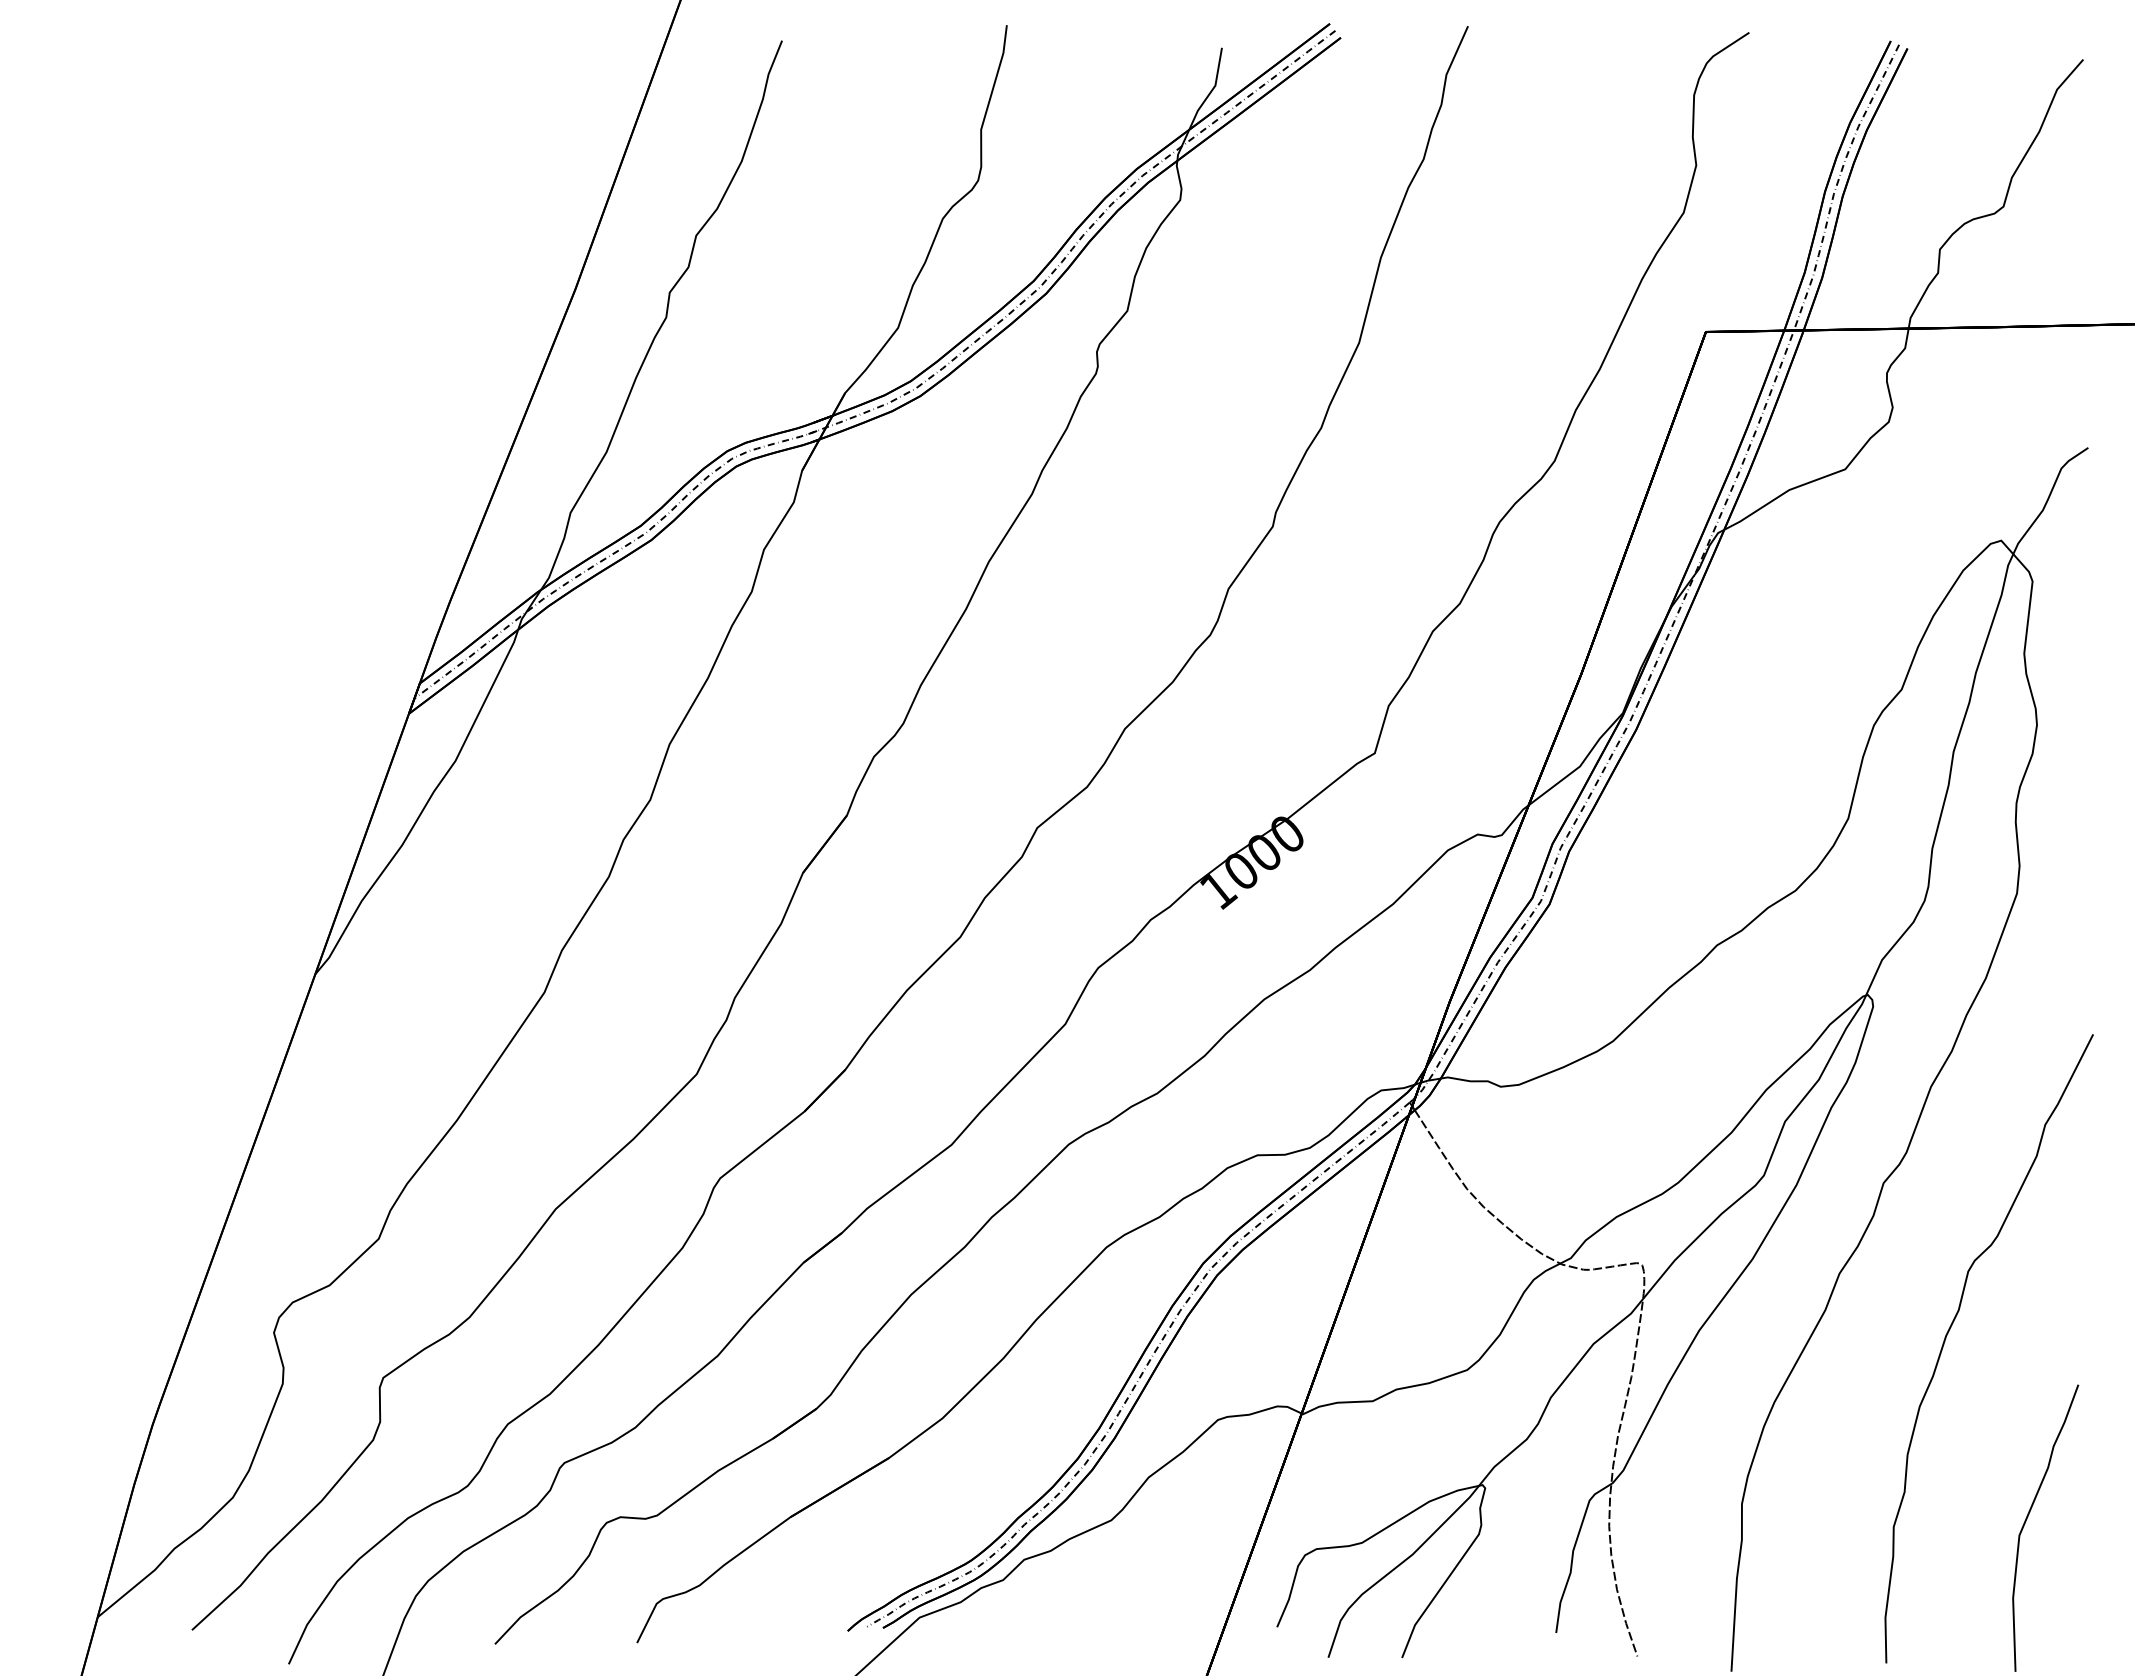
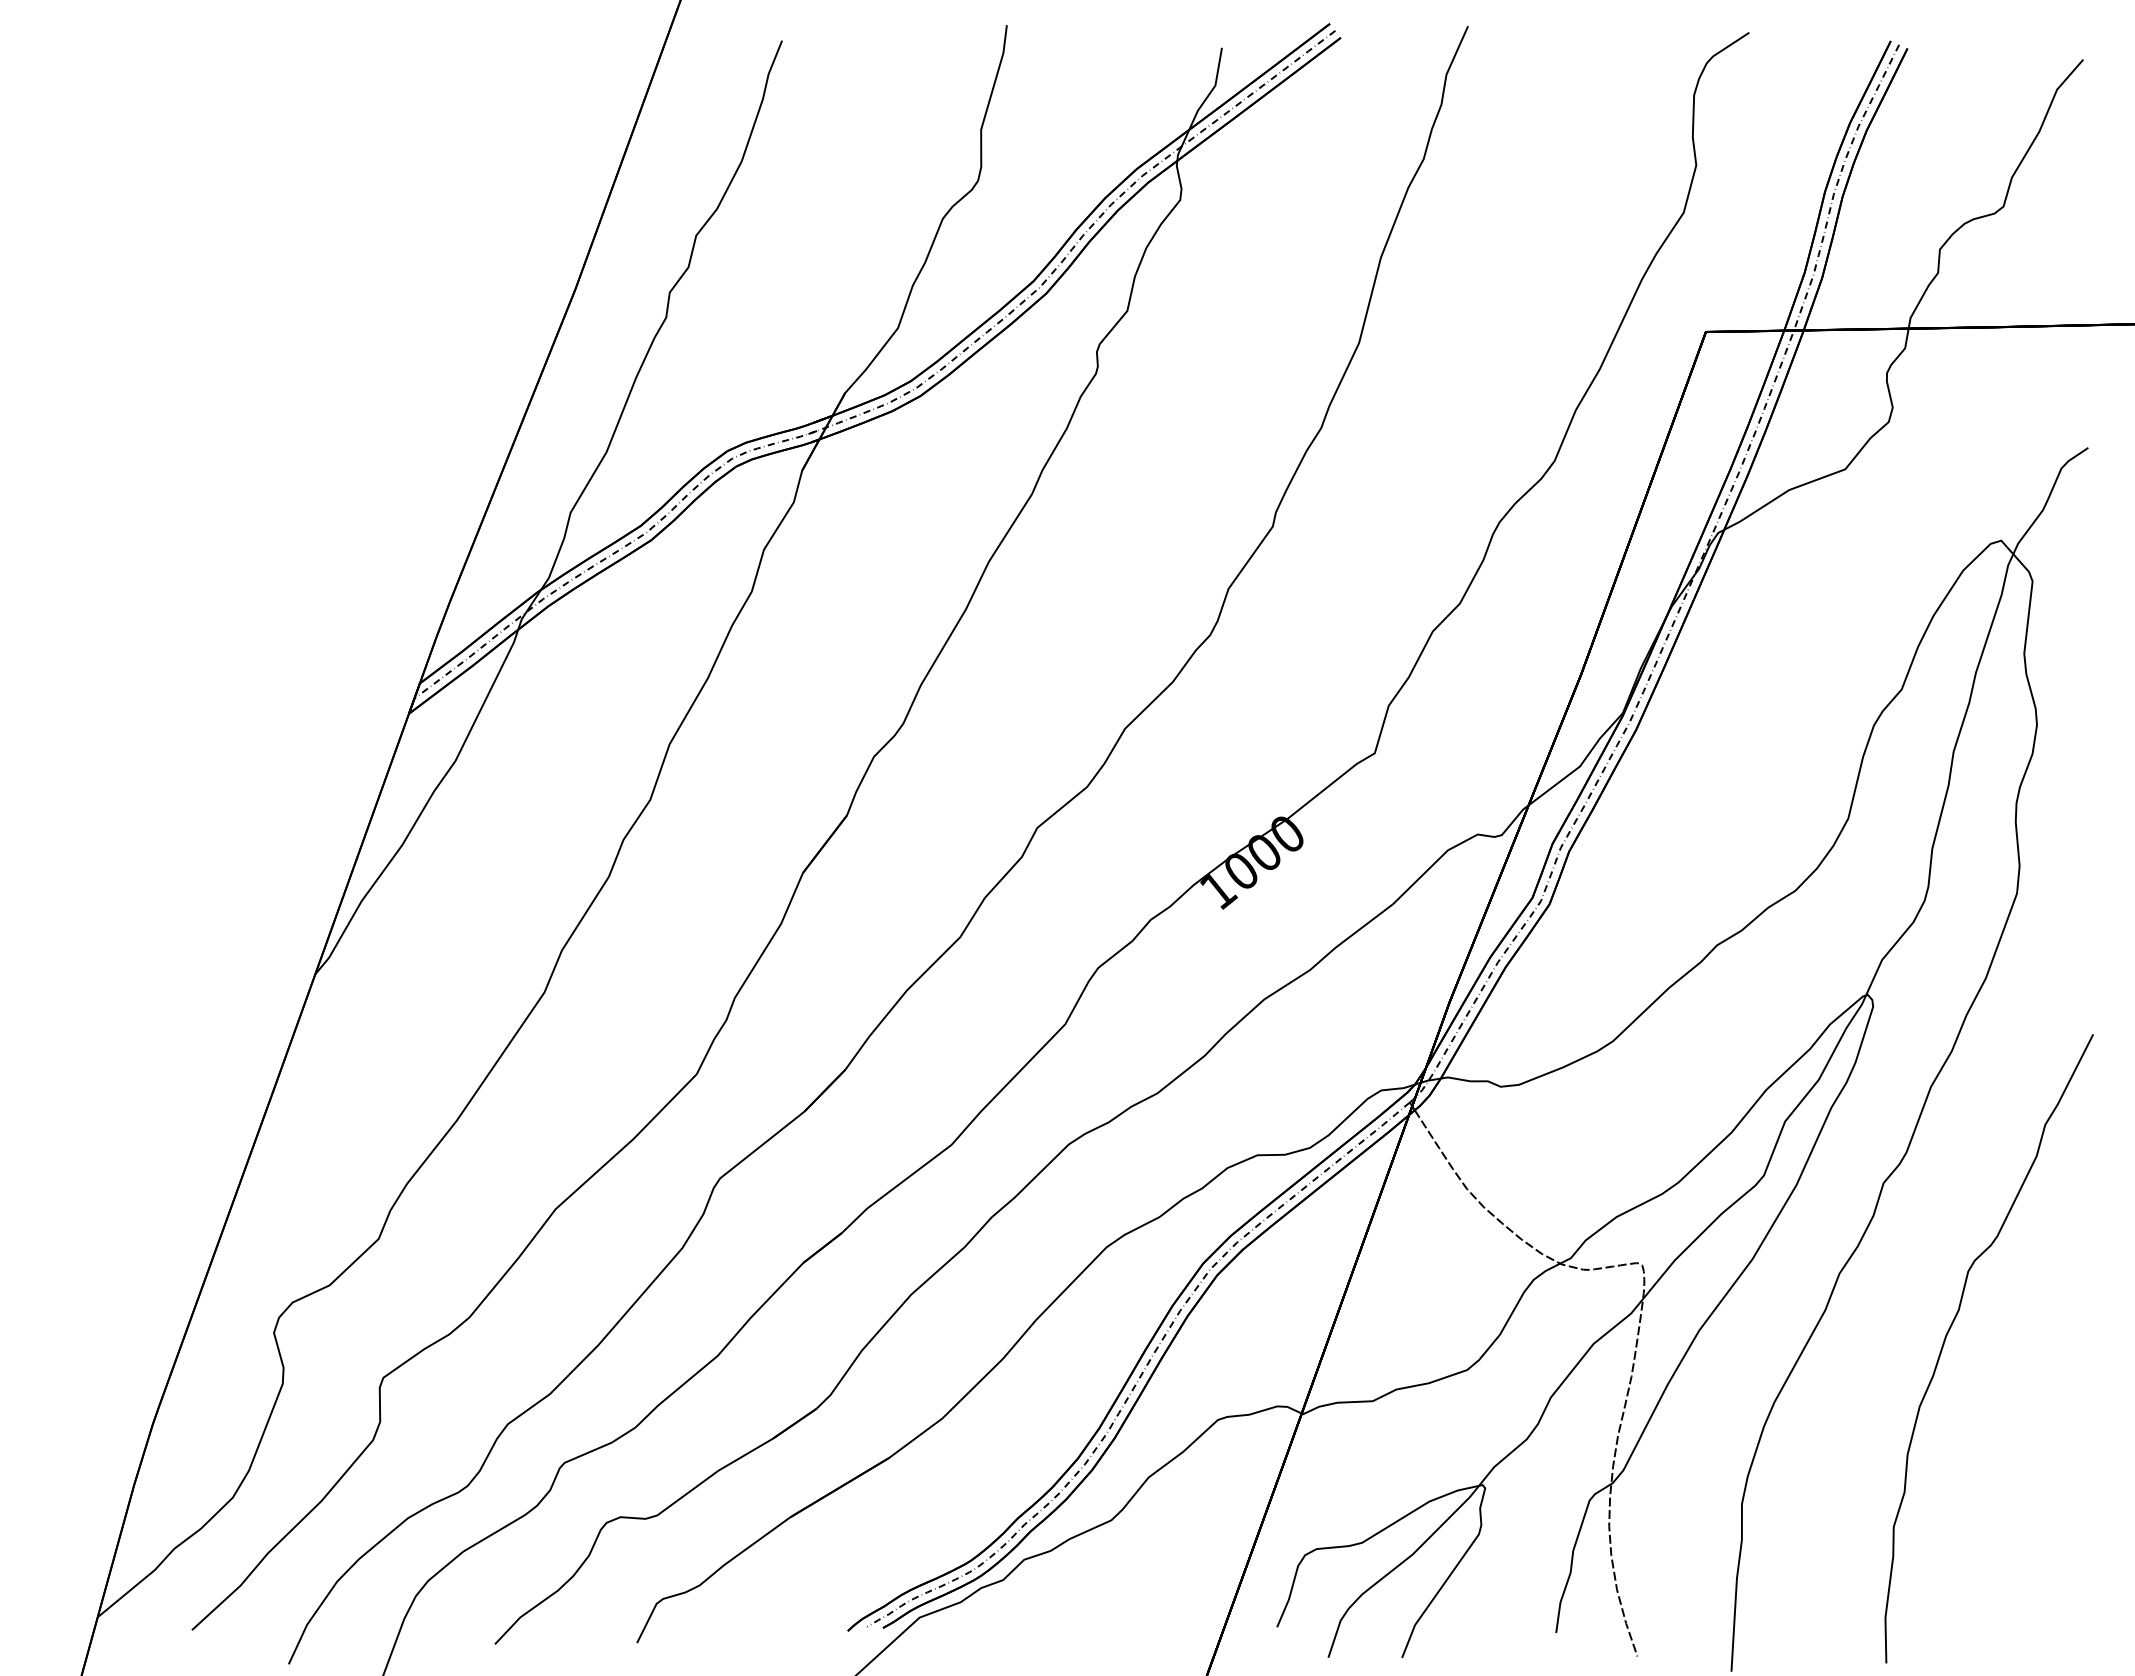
curve: present -> none (2027, 1519)
